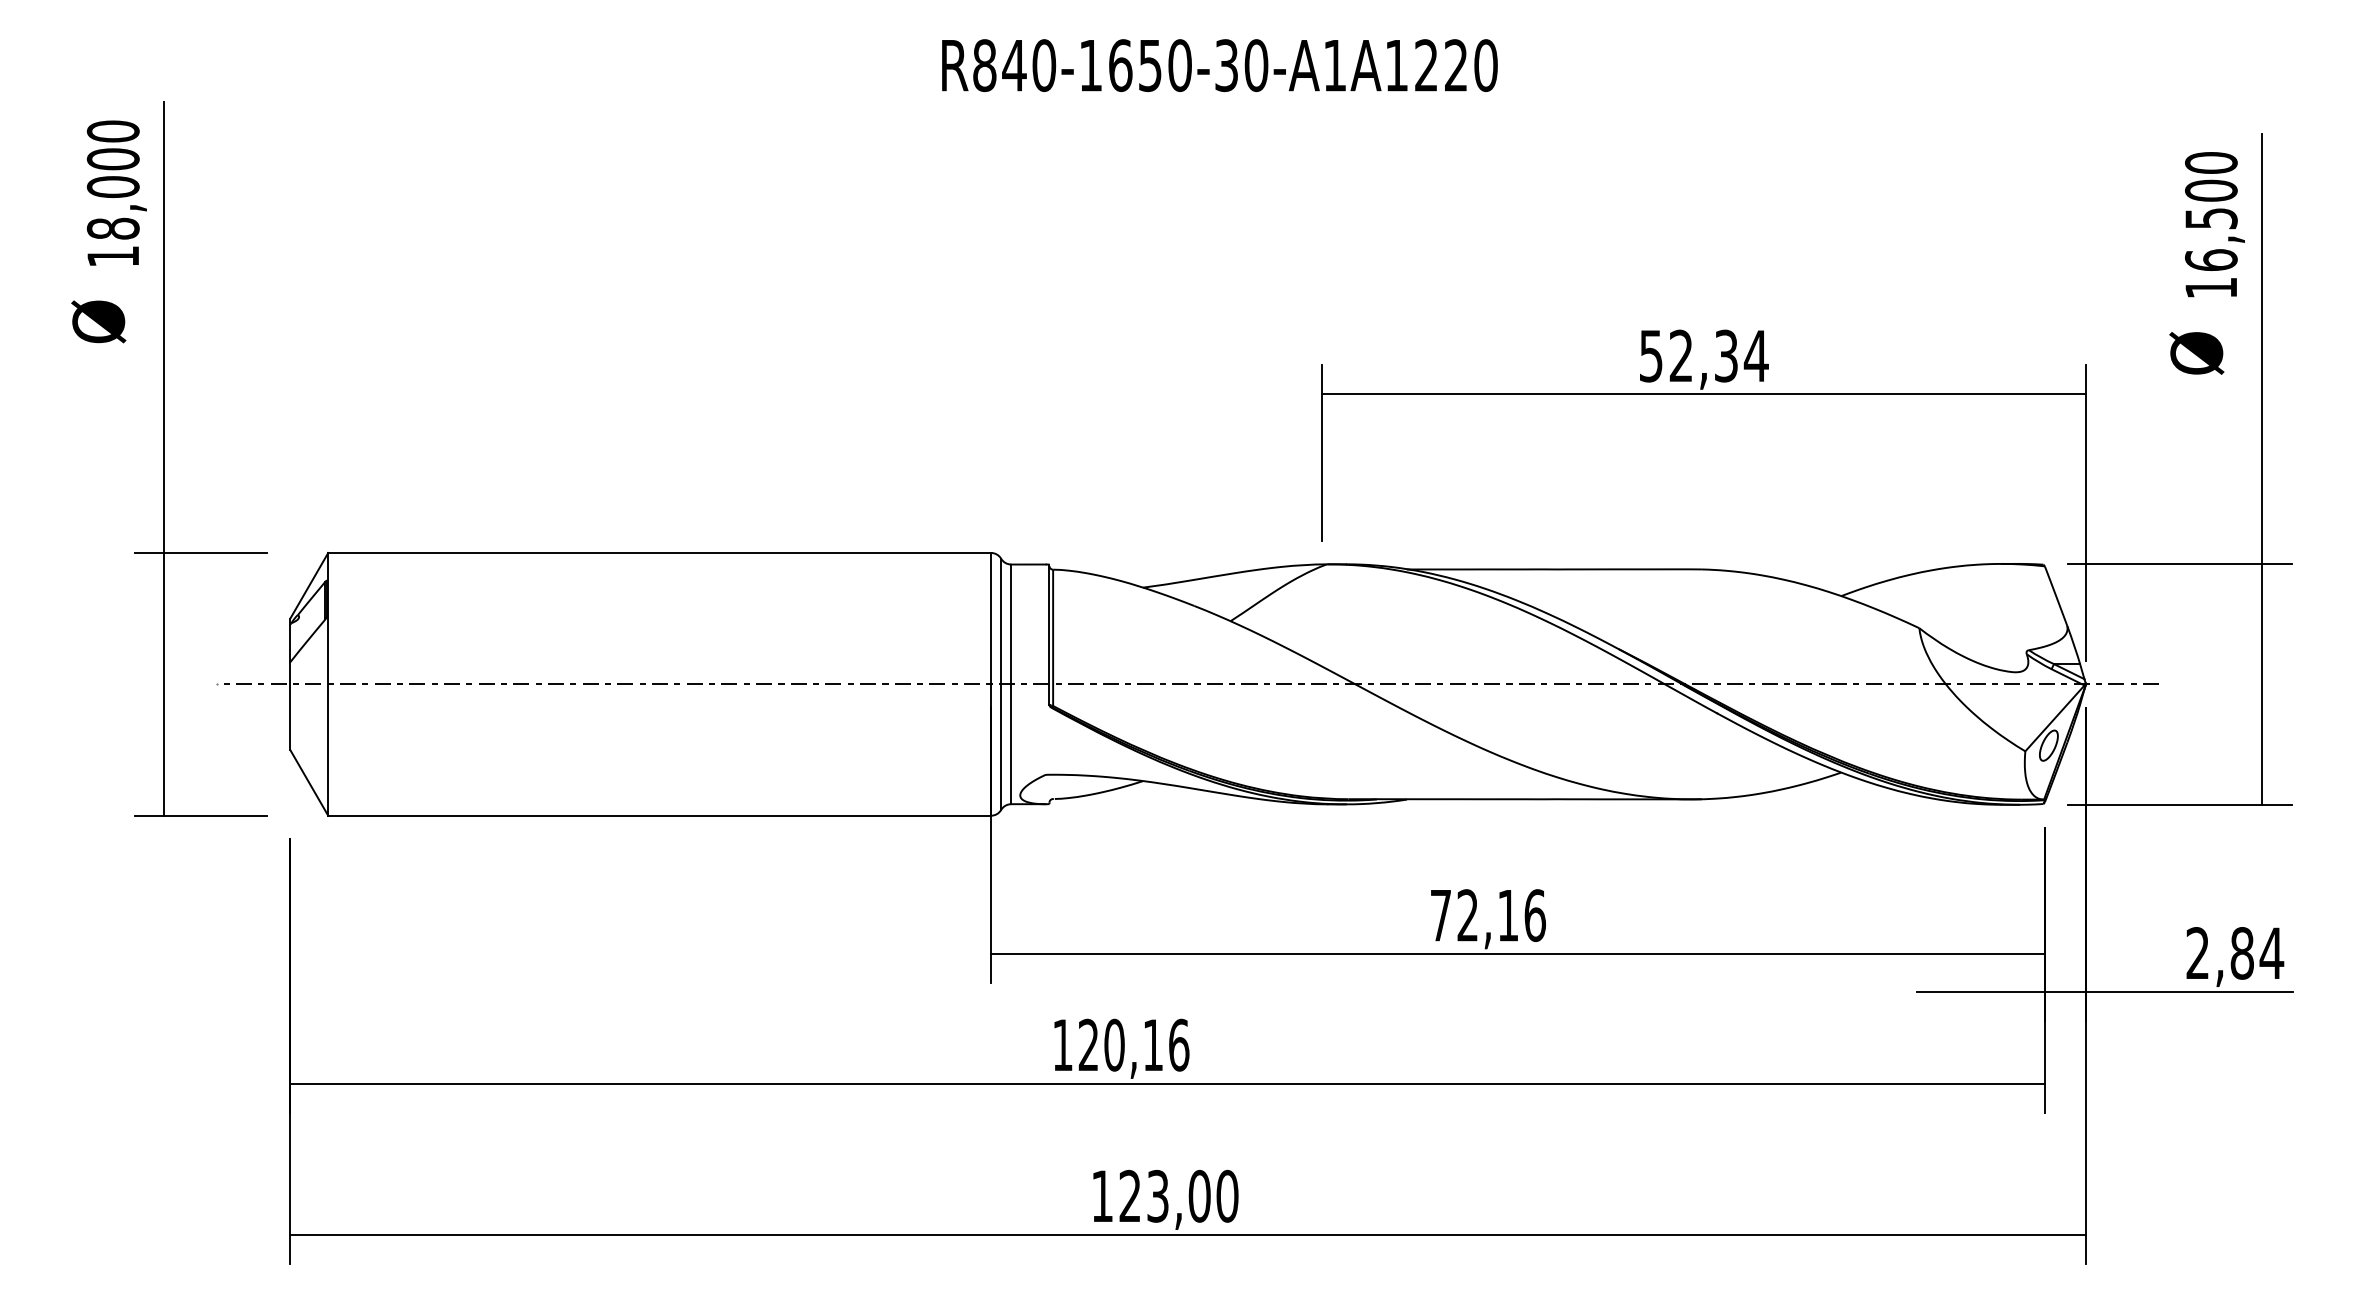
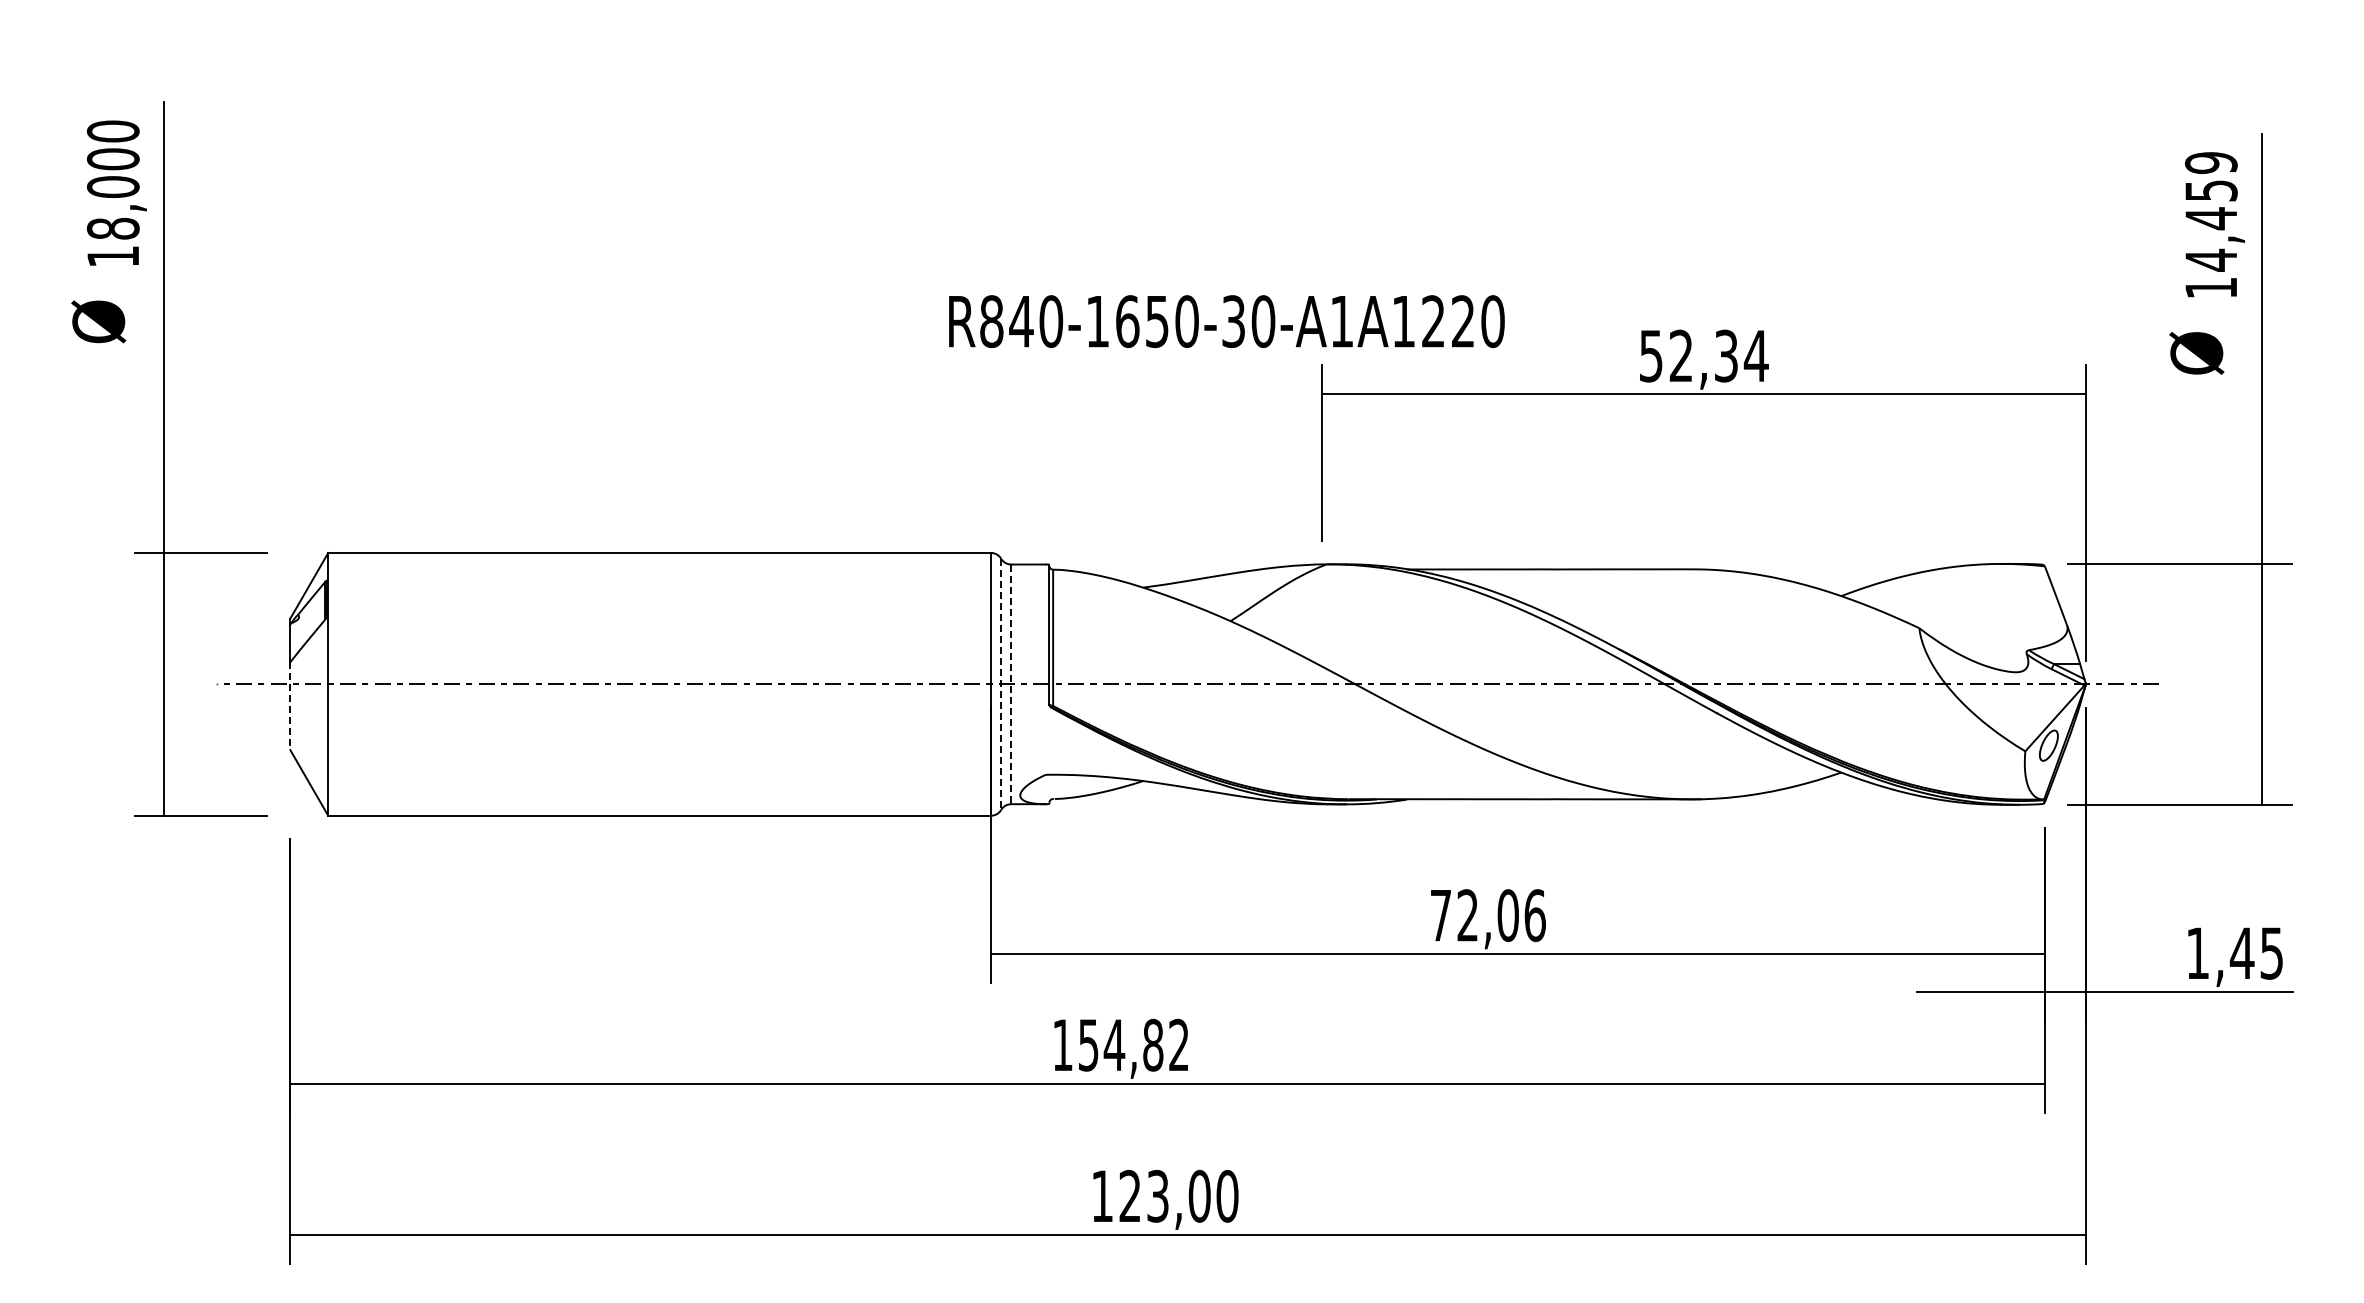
text position: (1219, 65) -> (1226, 321) (1226, 321)
text: 16,500 -> 14,459 (2211, 211)
line: solid -> dashed (1001, 684)
line: solid -> dashed (1011, 684)
line: solid -> dashed (290, 706)
text: 72,16 -> 72,06 (1507, 915)
text: 2,84 -> 1,45 (2235, 953)
text: 120,16 -> 154,82 (1133, 1044)
